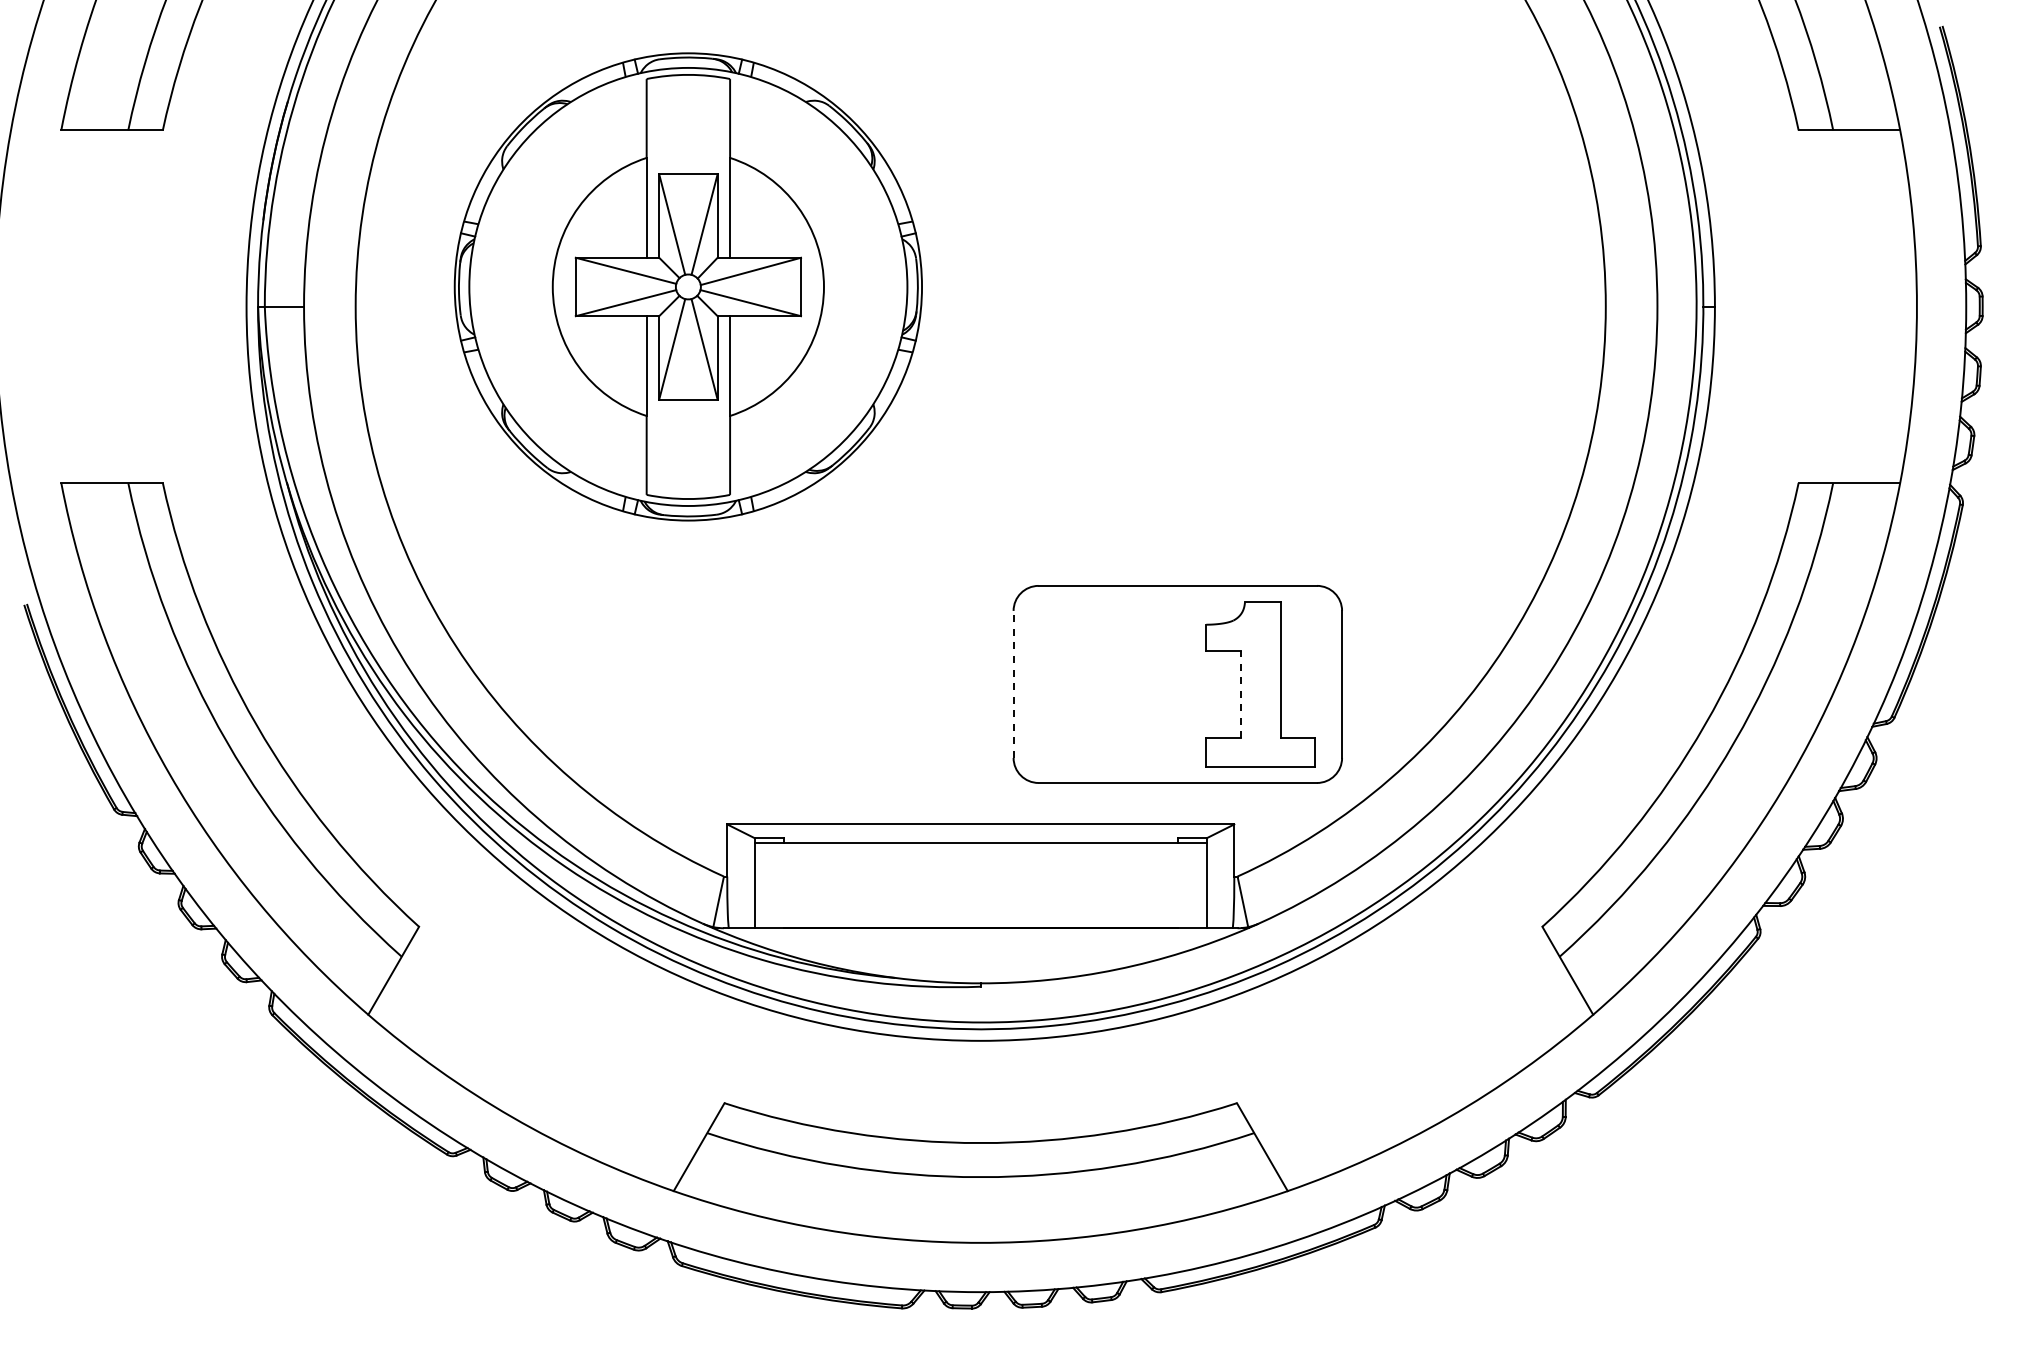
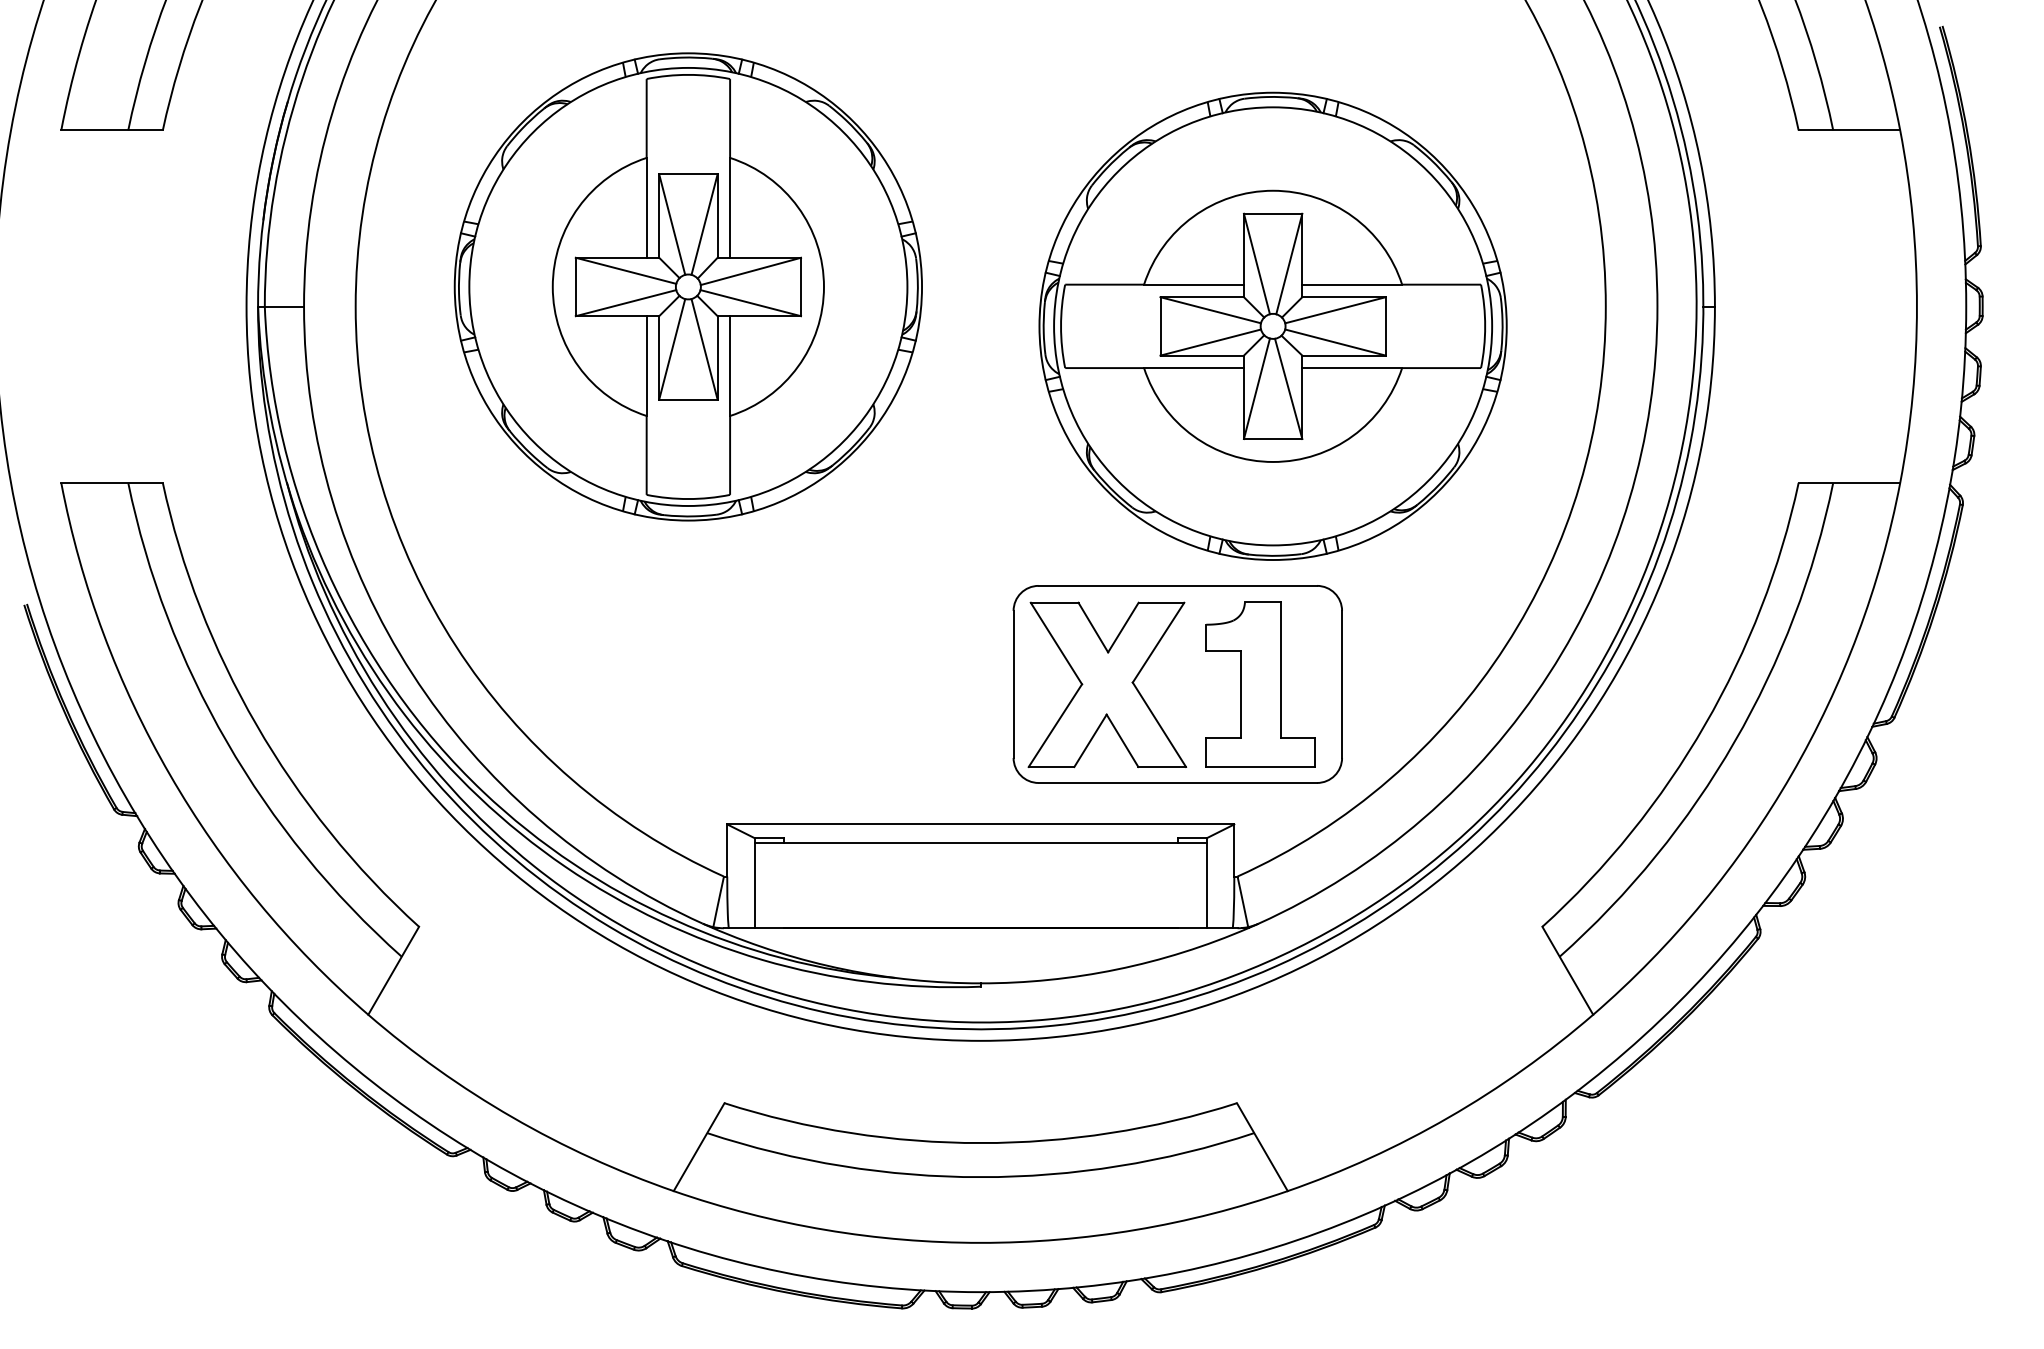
part: none -> present (1272, 325)
line: dashed -> solid (1013, 684)
part: none -> present (1107, 684)
line: dashed -> solid (1240, 694)
